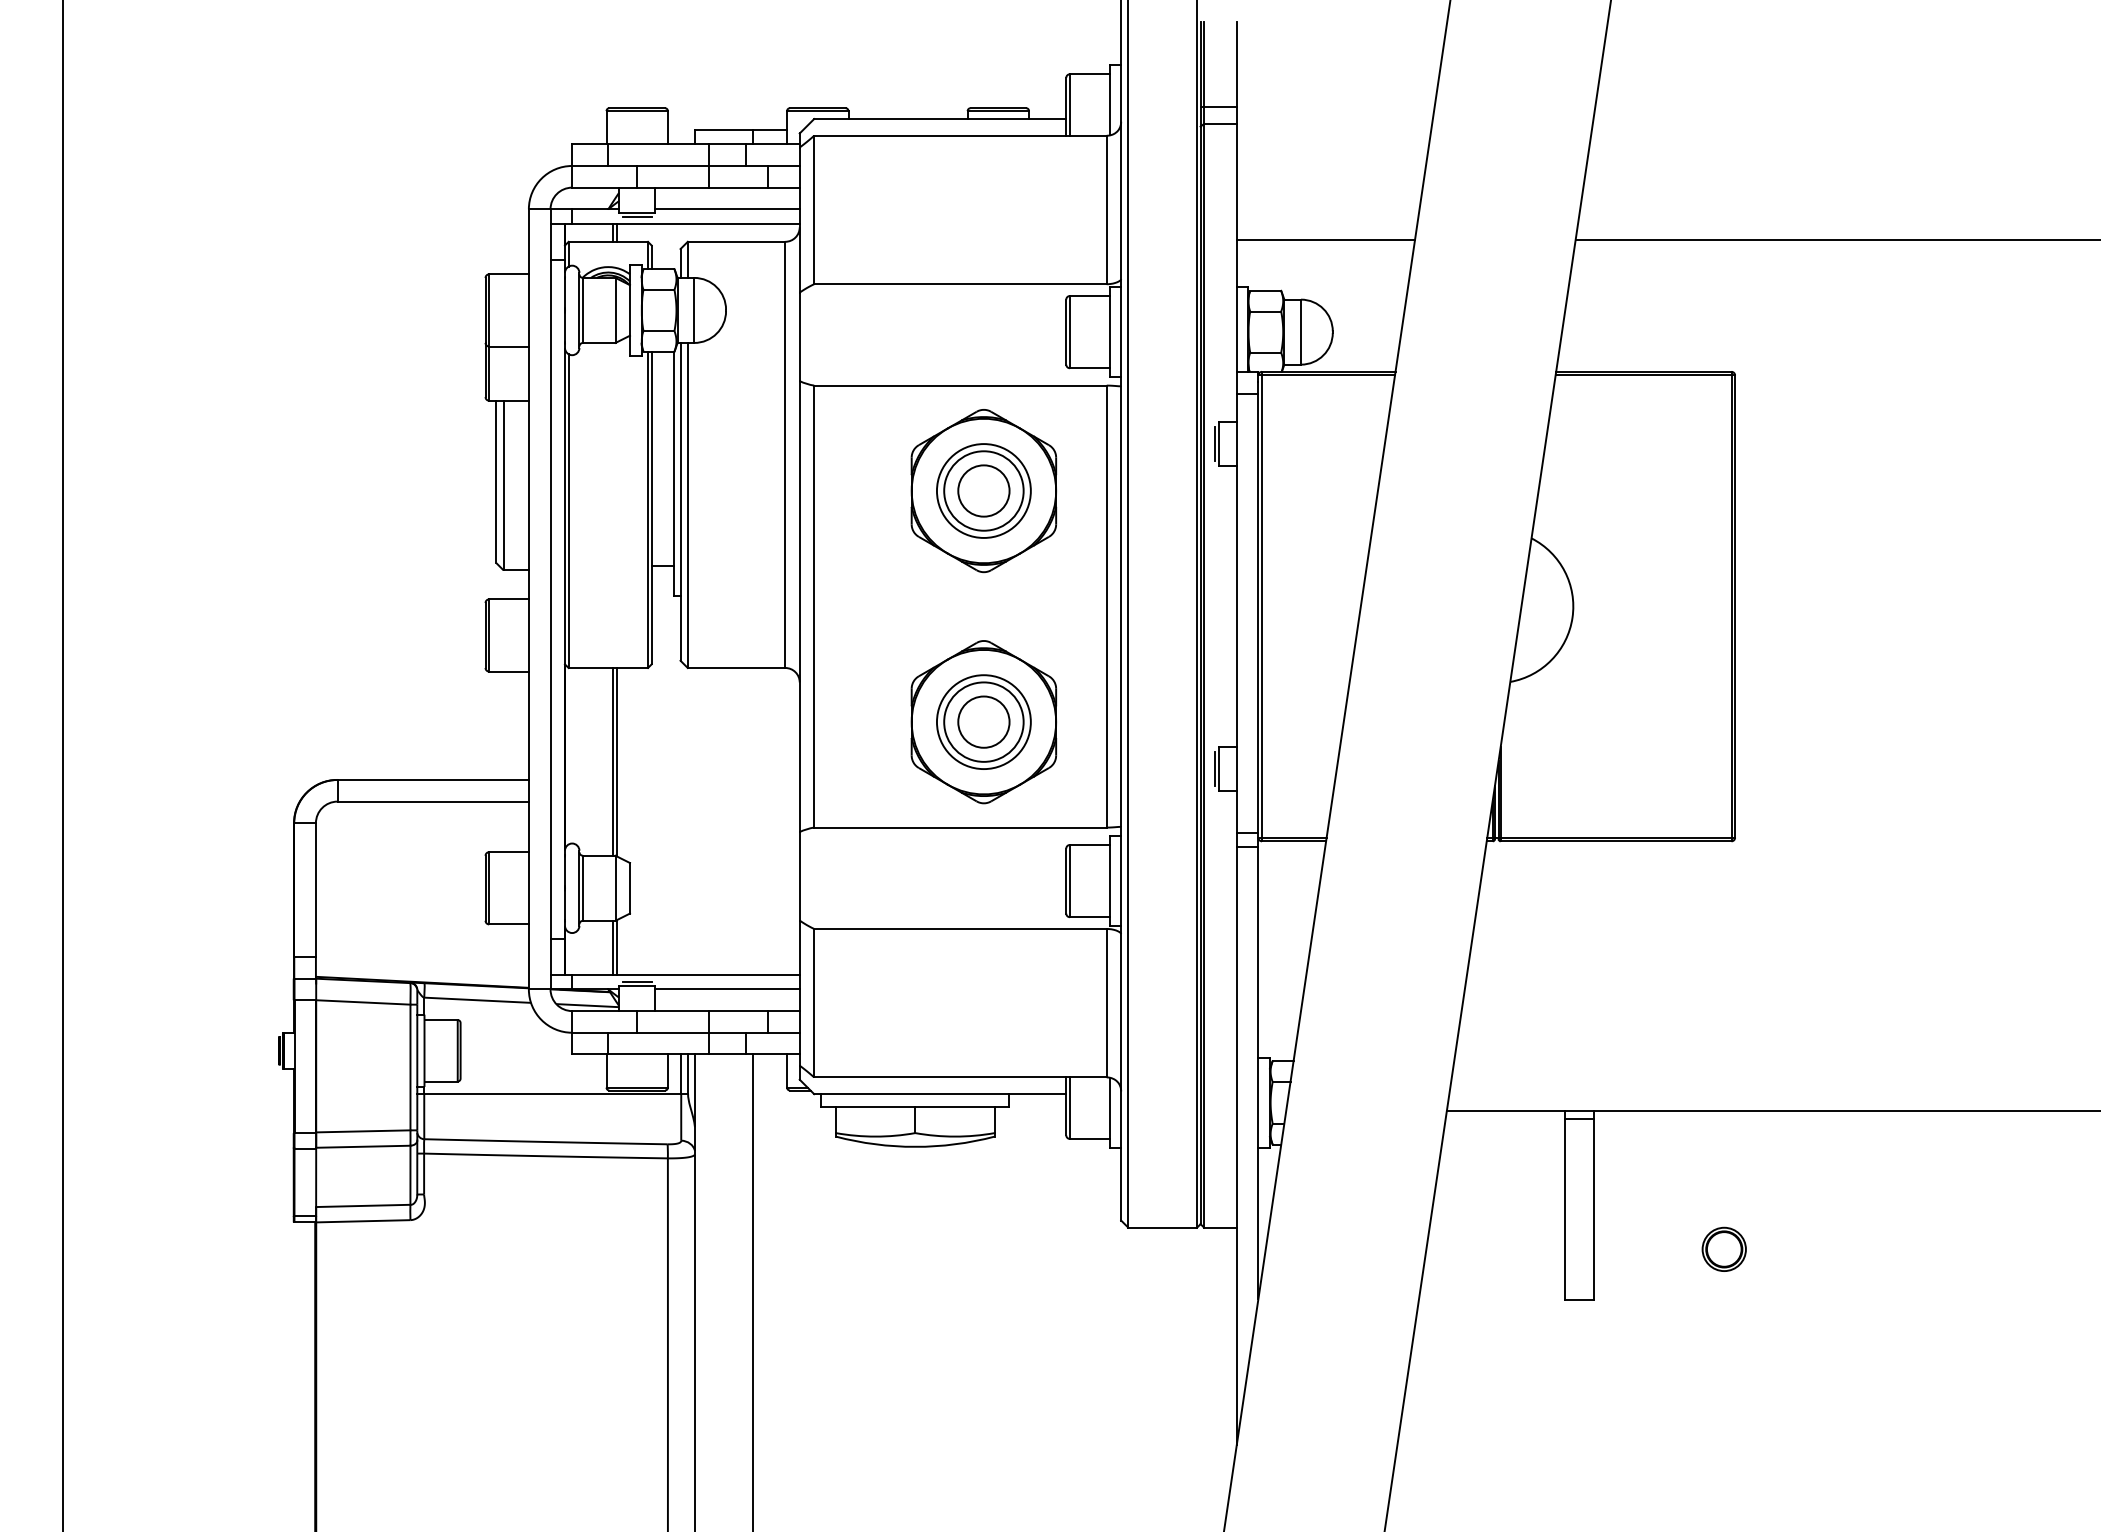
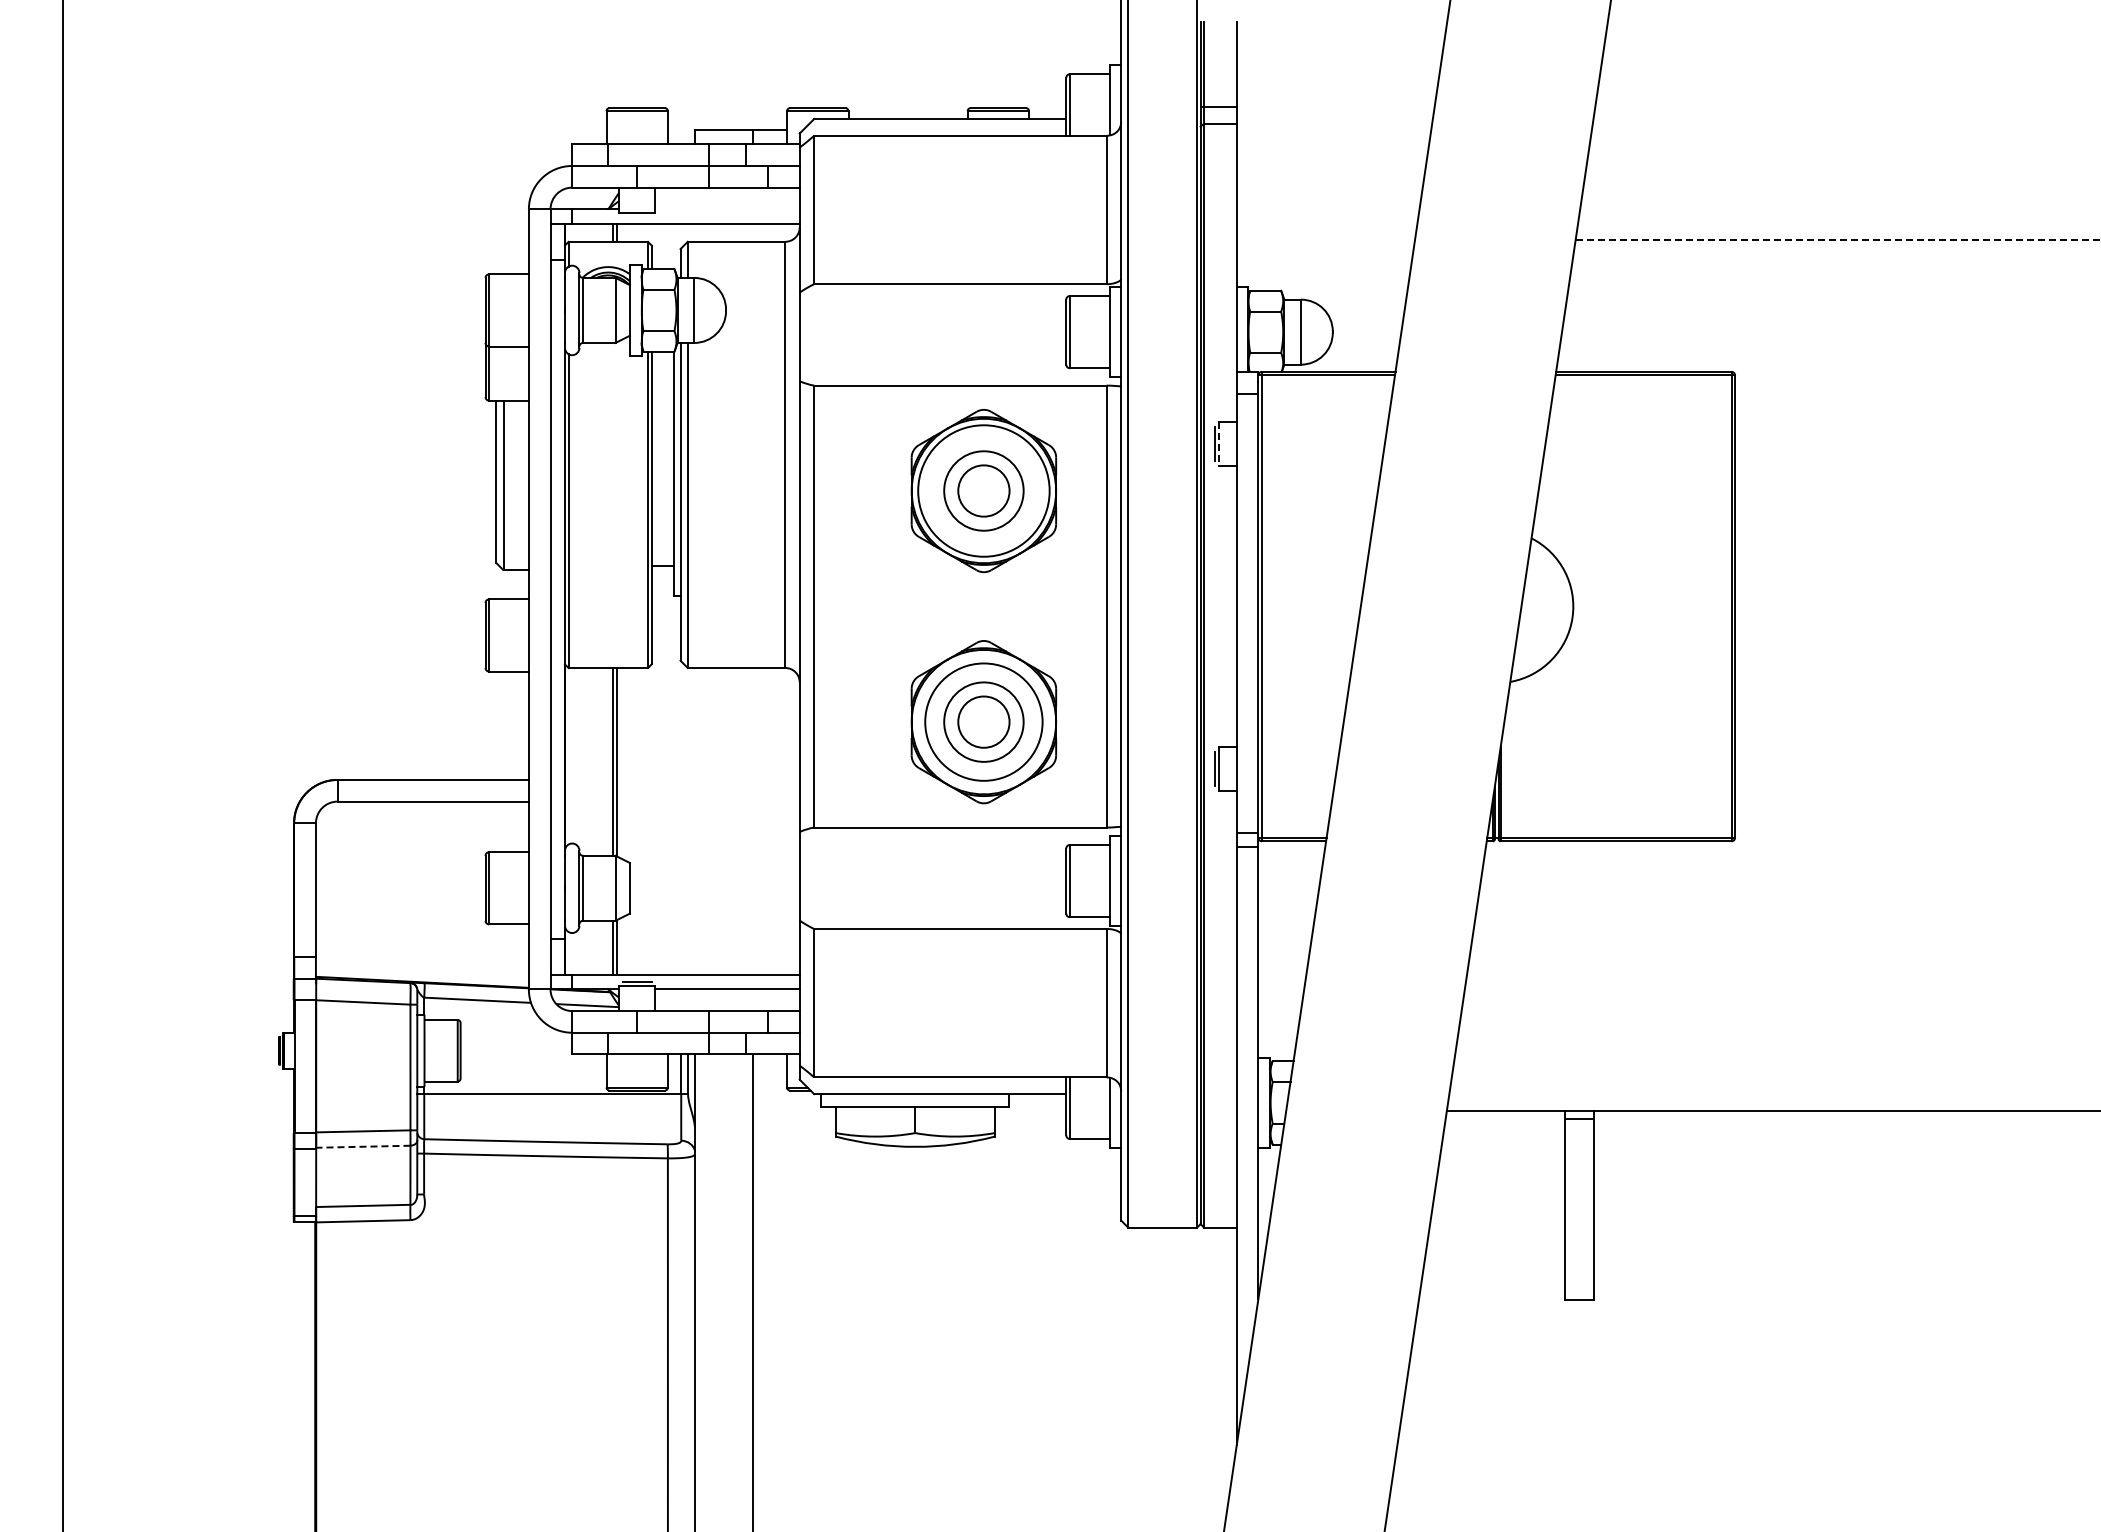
line: present -> none (727, 209)
line: present -> none (636, 216)
line: present -> none (1325, 240)
line: solid -> dashed (1838, 240)
line: solid -> dashed (1219, 444)
circle diameter: 94 px -> 131 px (983, 490)
circle diameter: 94 px -> 117 px (983, 721)
line: solid -> dashed (362, 1146)
part: present -> none (1723, 1248)
